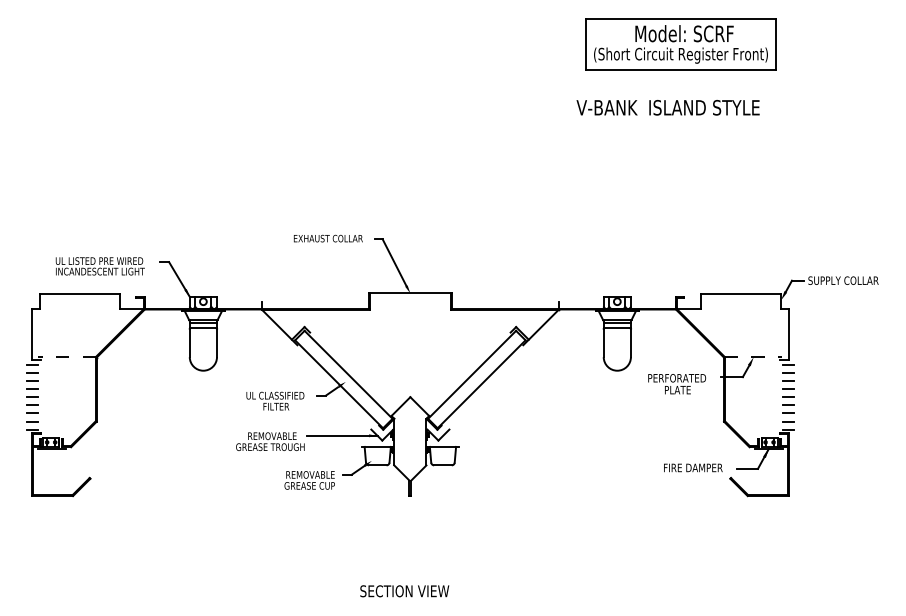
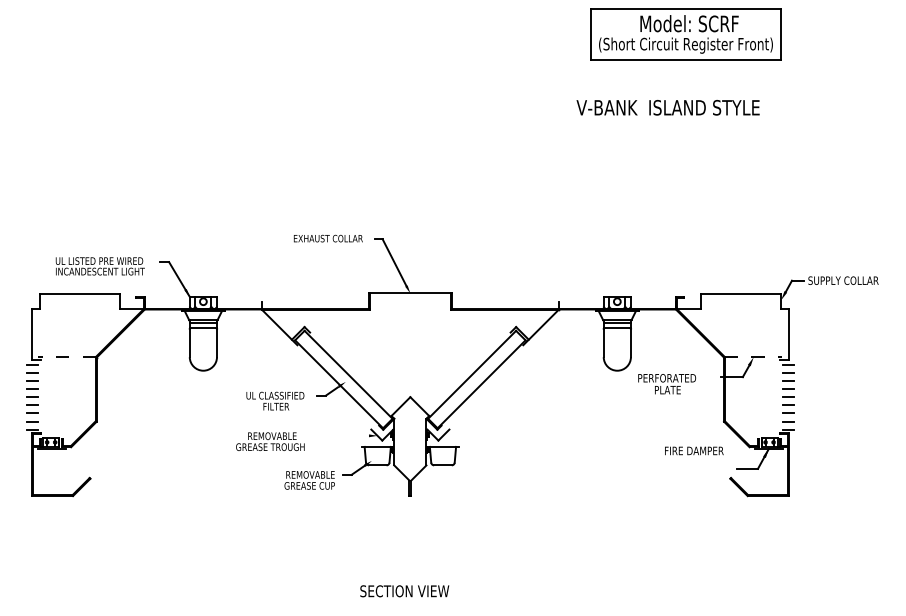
part position: (680, 44) -> (685, 34) (685, 34)
text position: (677, 384) -> (667, 384) (667, 384)
line: present -> none (342, 435)
text position: (693, 467) -> (694, 450) (694, 450)
